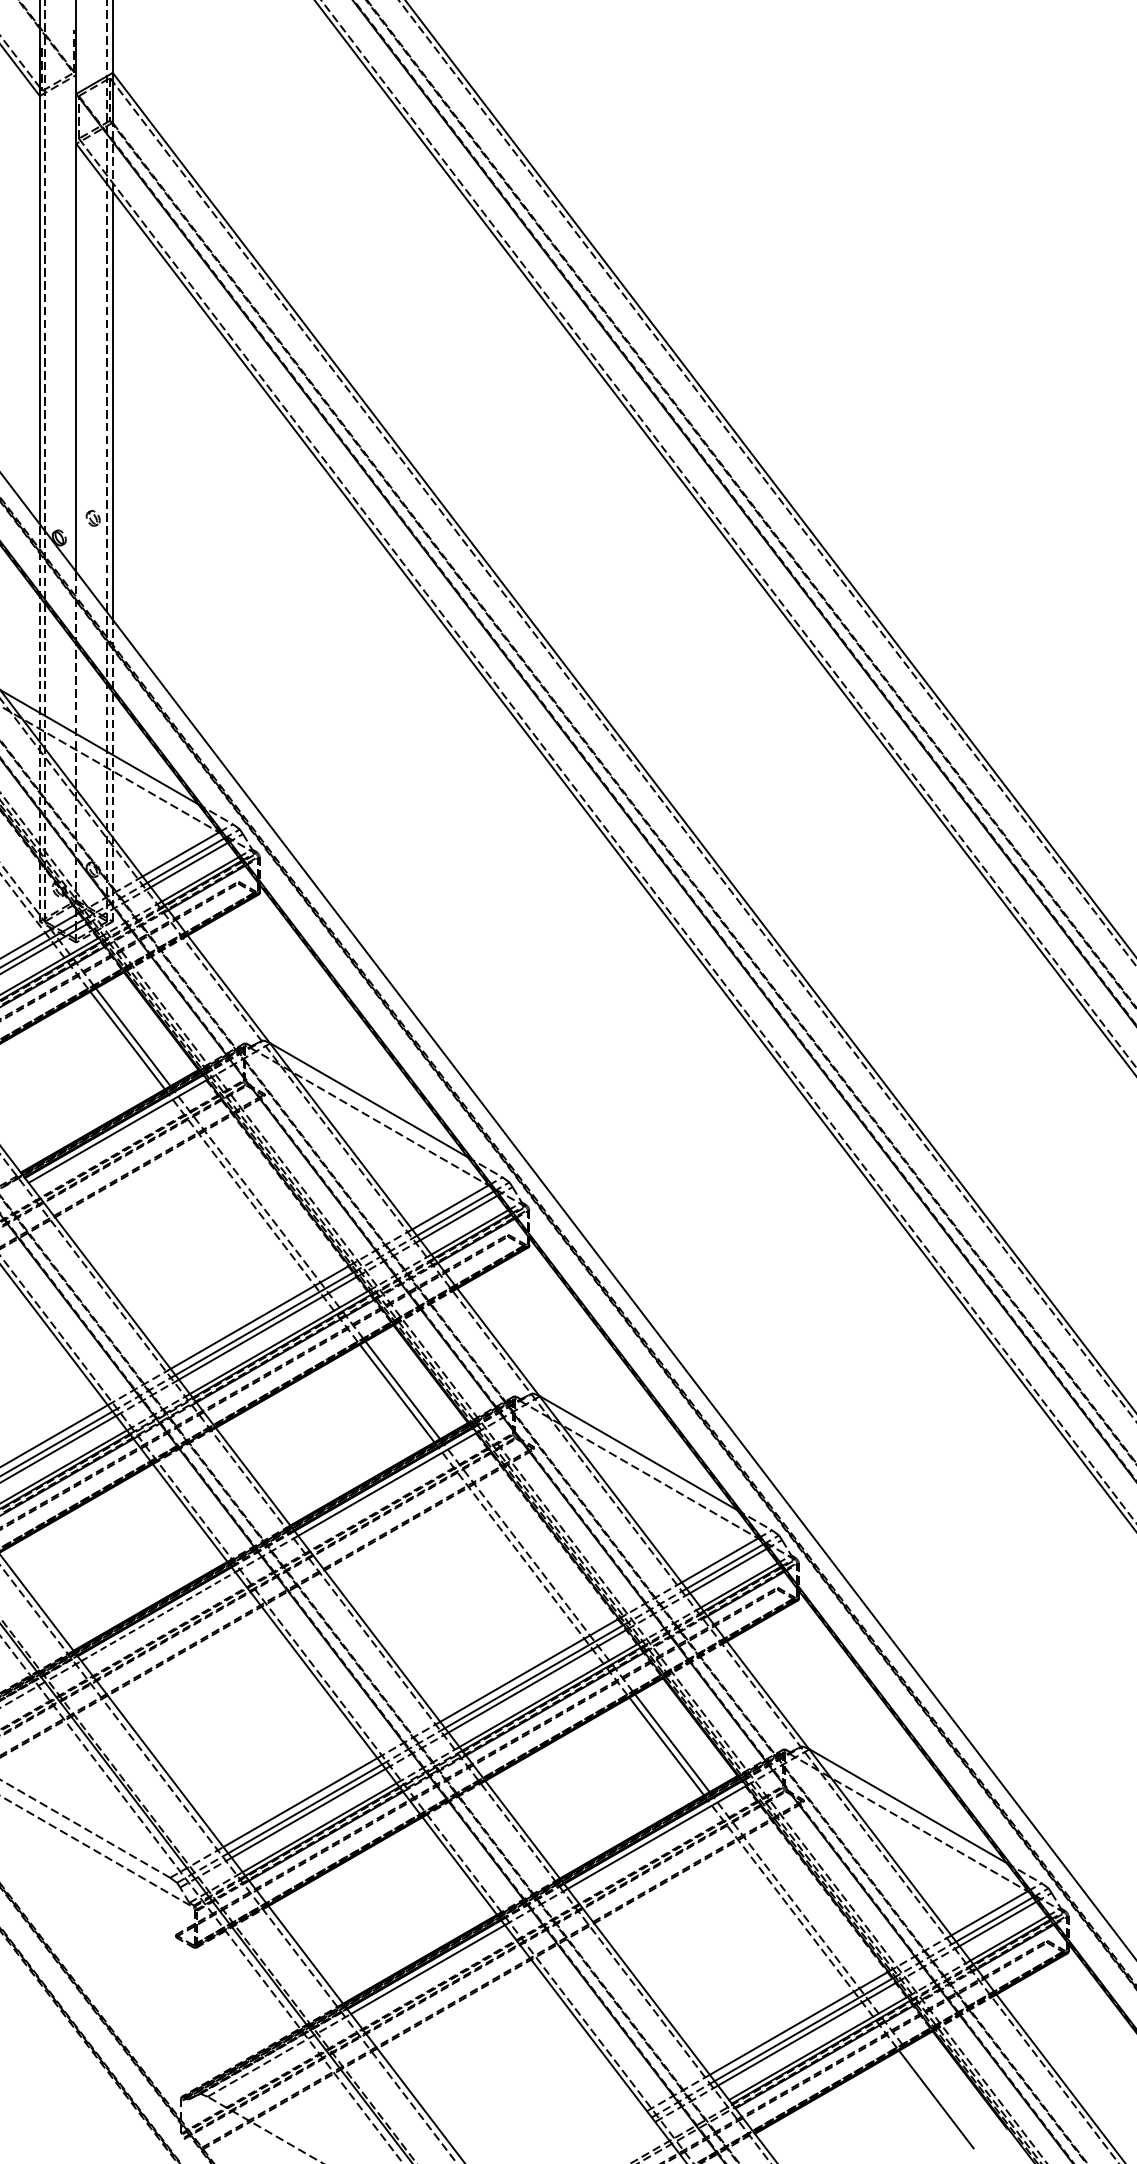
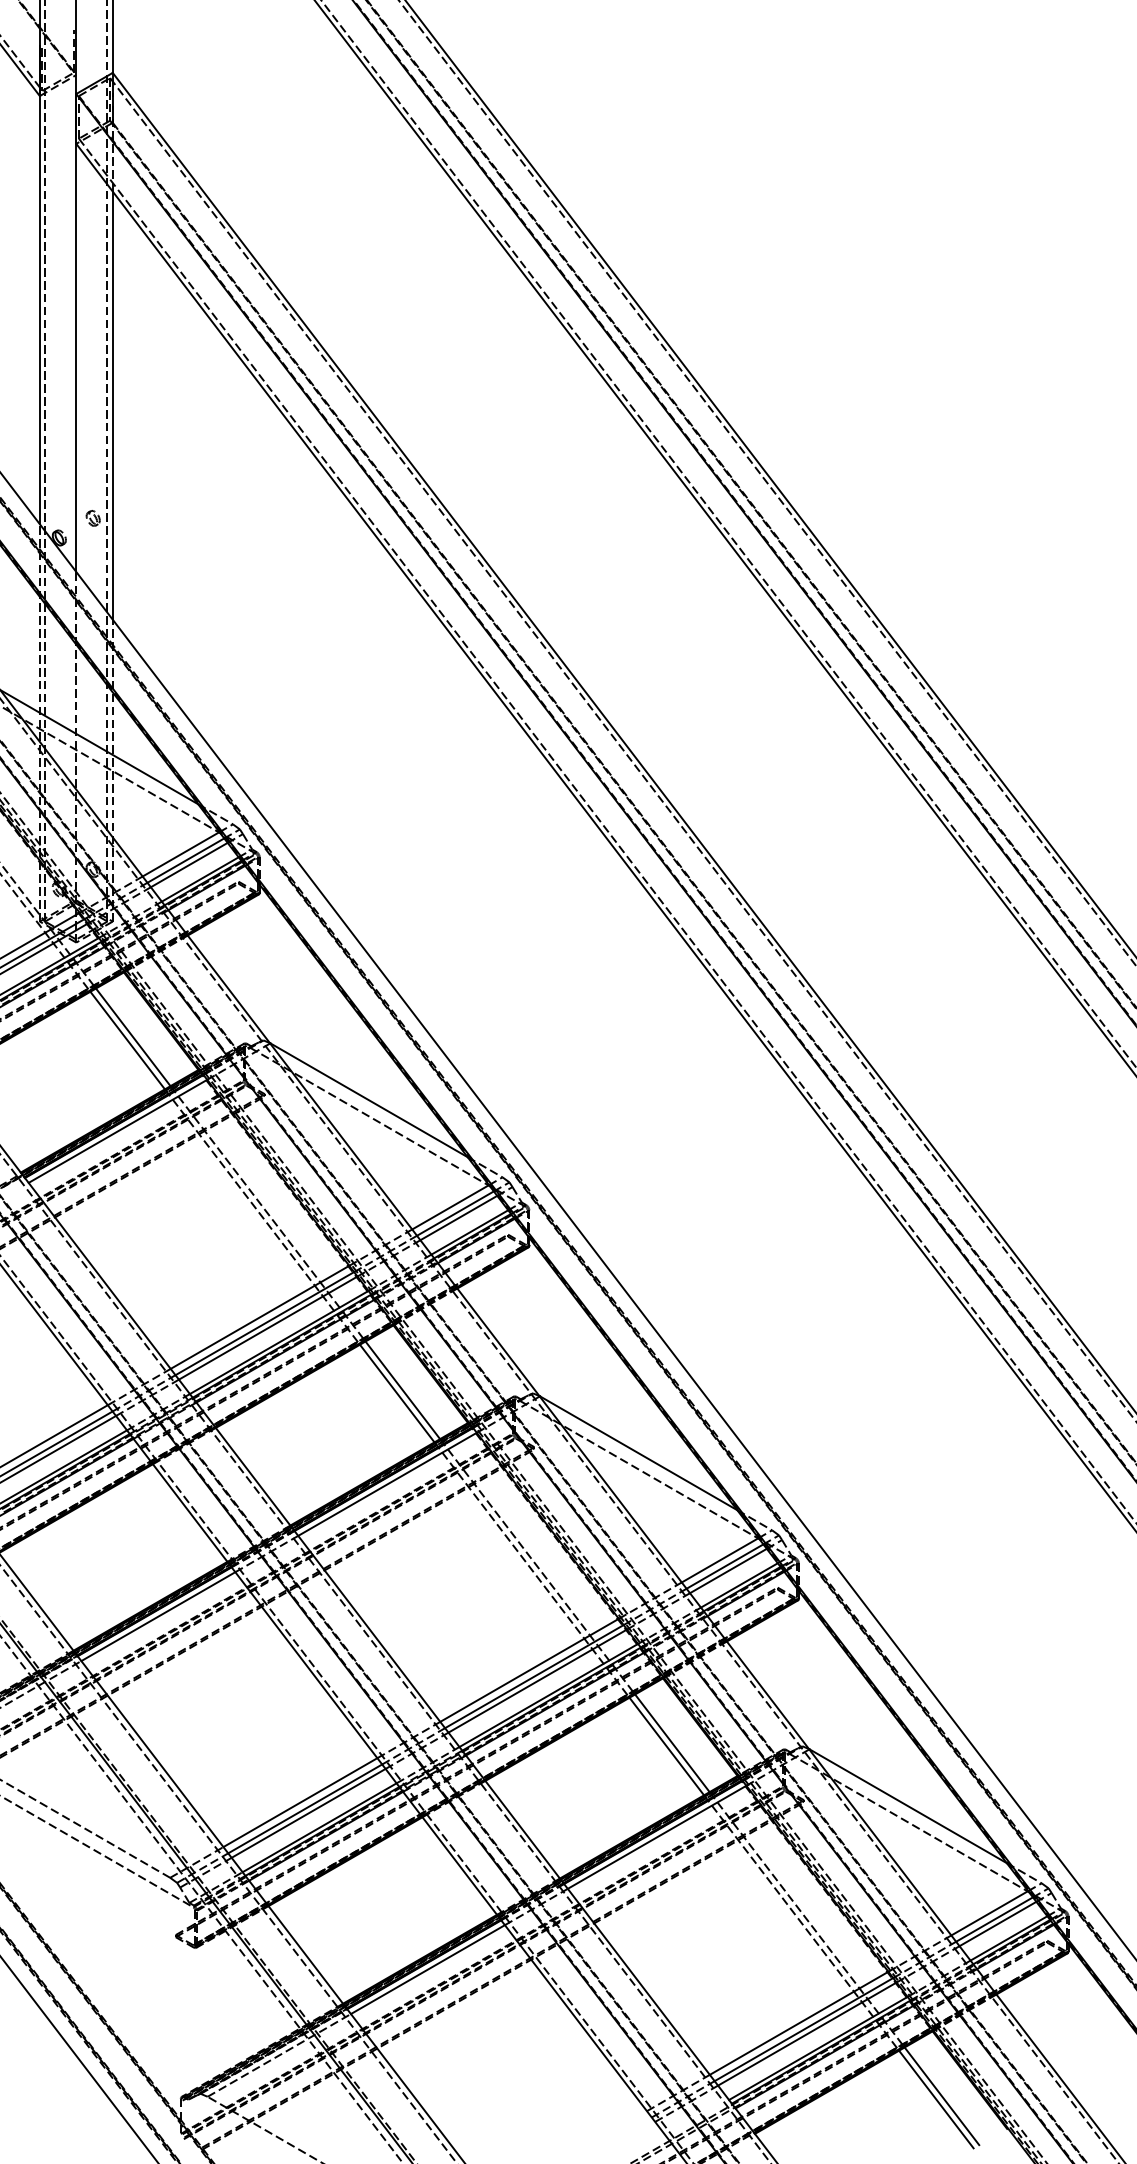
line: dashed -> solid (158, 1616)
line: none -> present (79, 2059)
line: none -> present (941, 2096)
